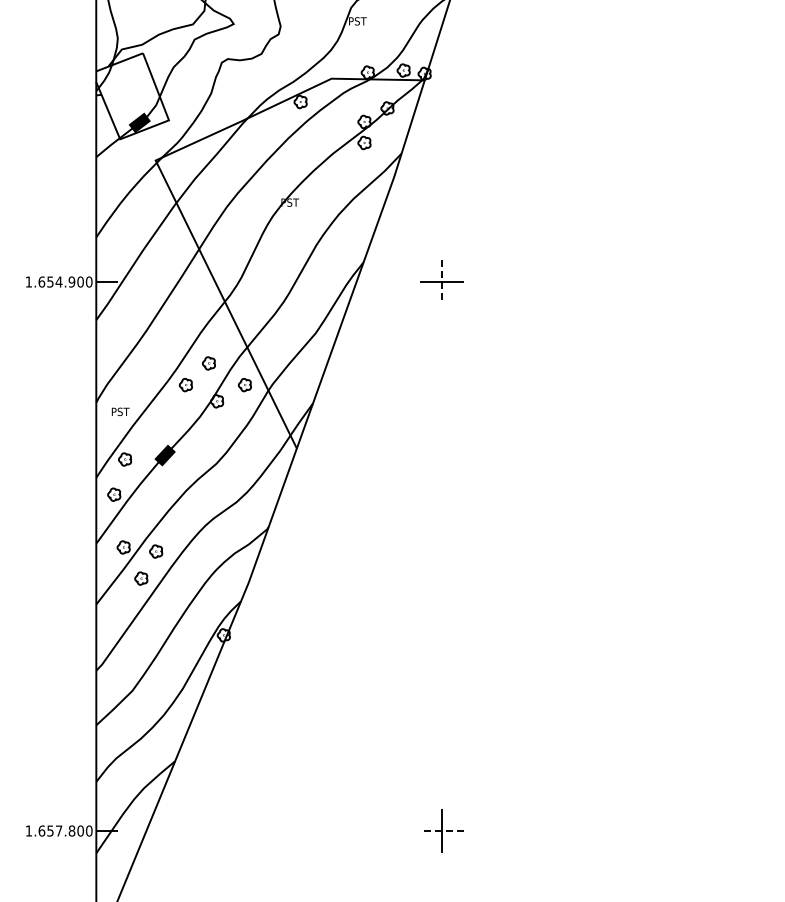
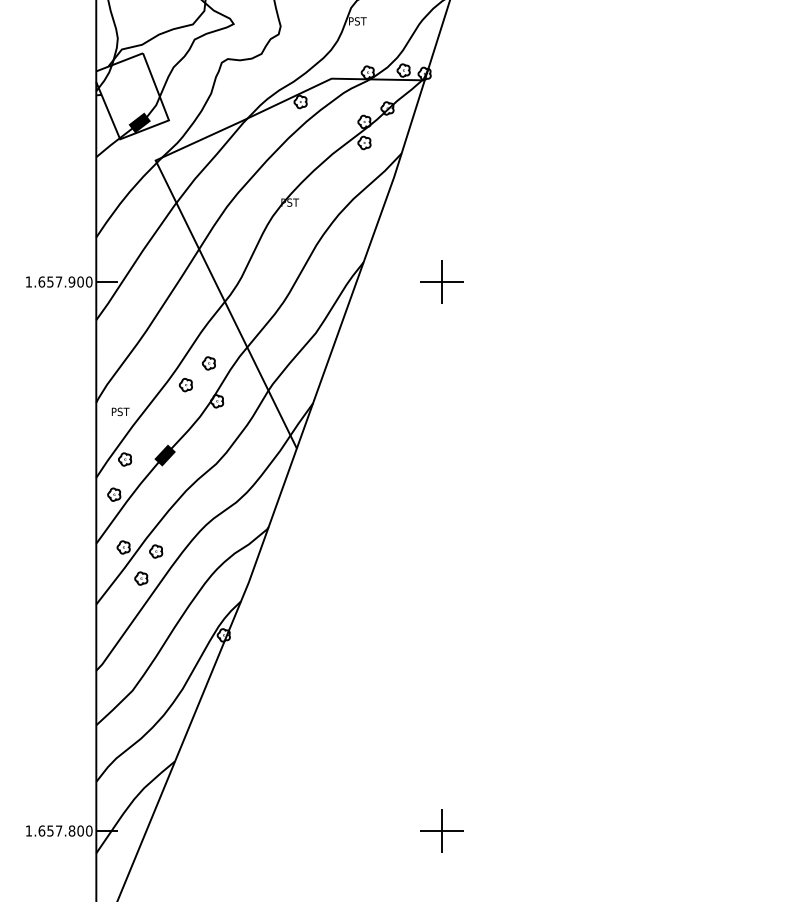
text: 1.654.900 -> 1.657.900 (58, 281)
line: dashed -> solid (441, 282)
part: present -> none (244, 385)
line: dashed -> solid (441, 831)
